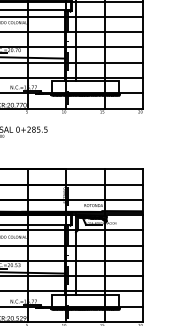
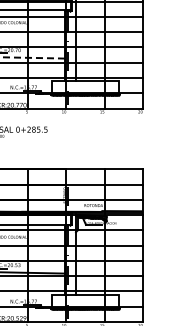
line: solid -> dashed (33, 57)
